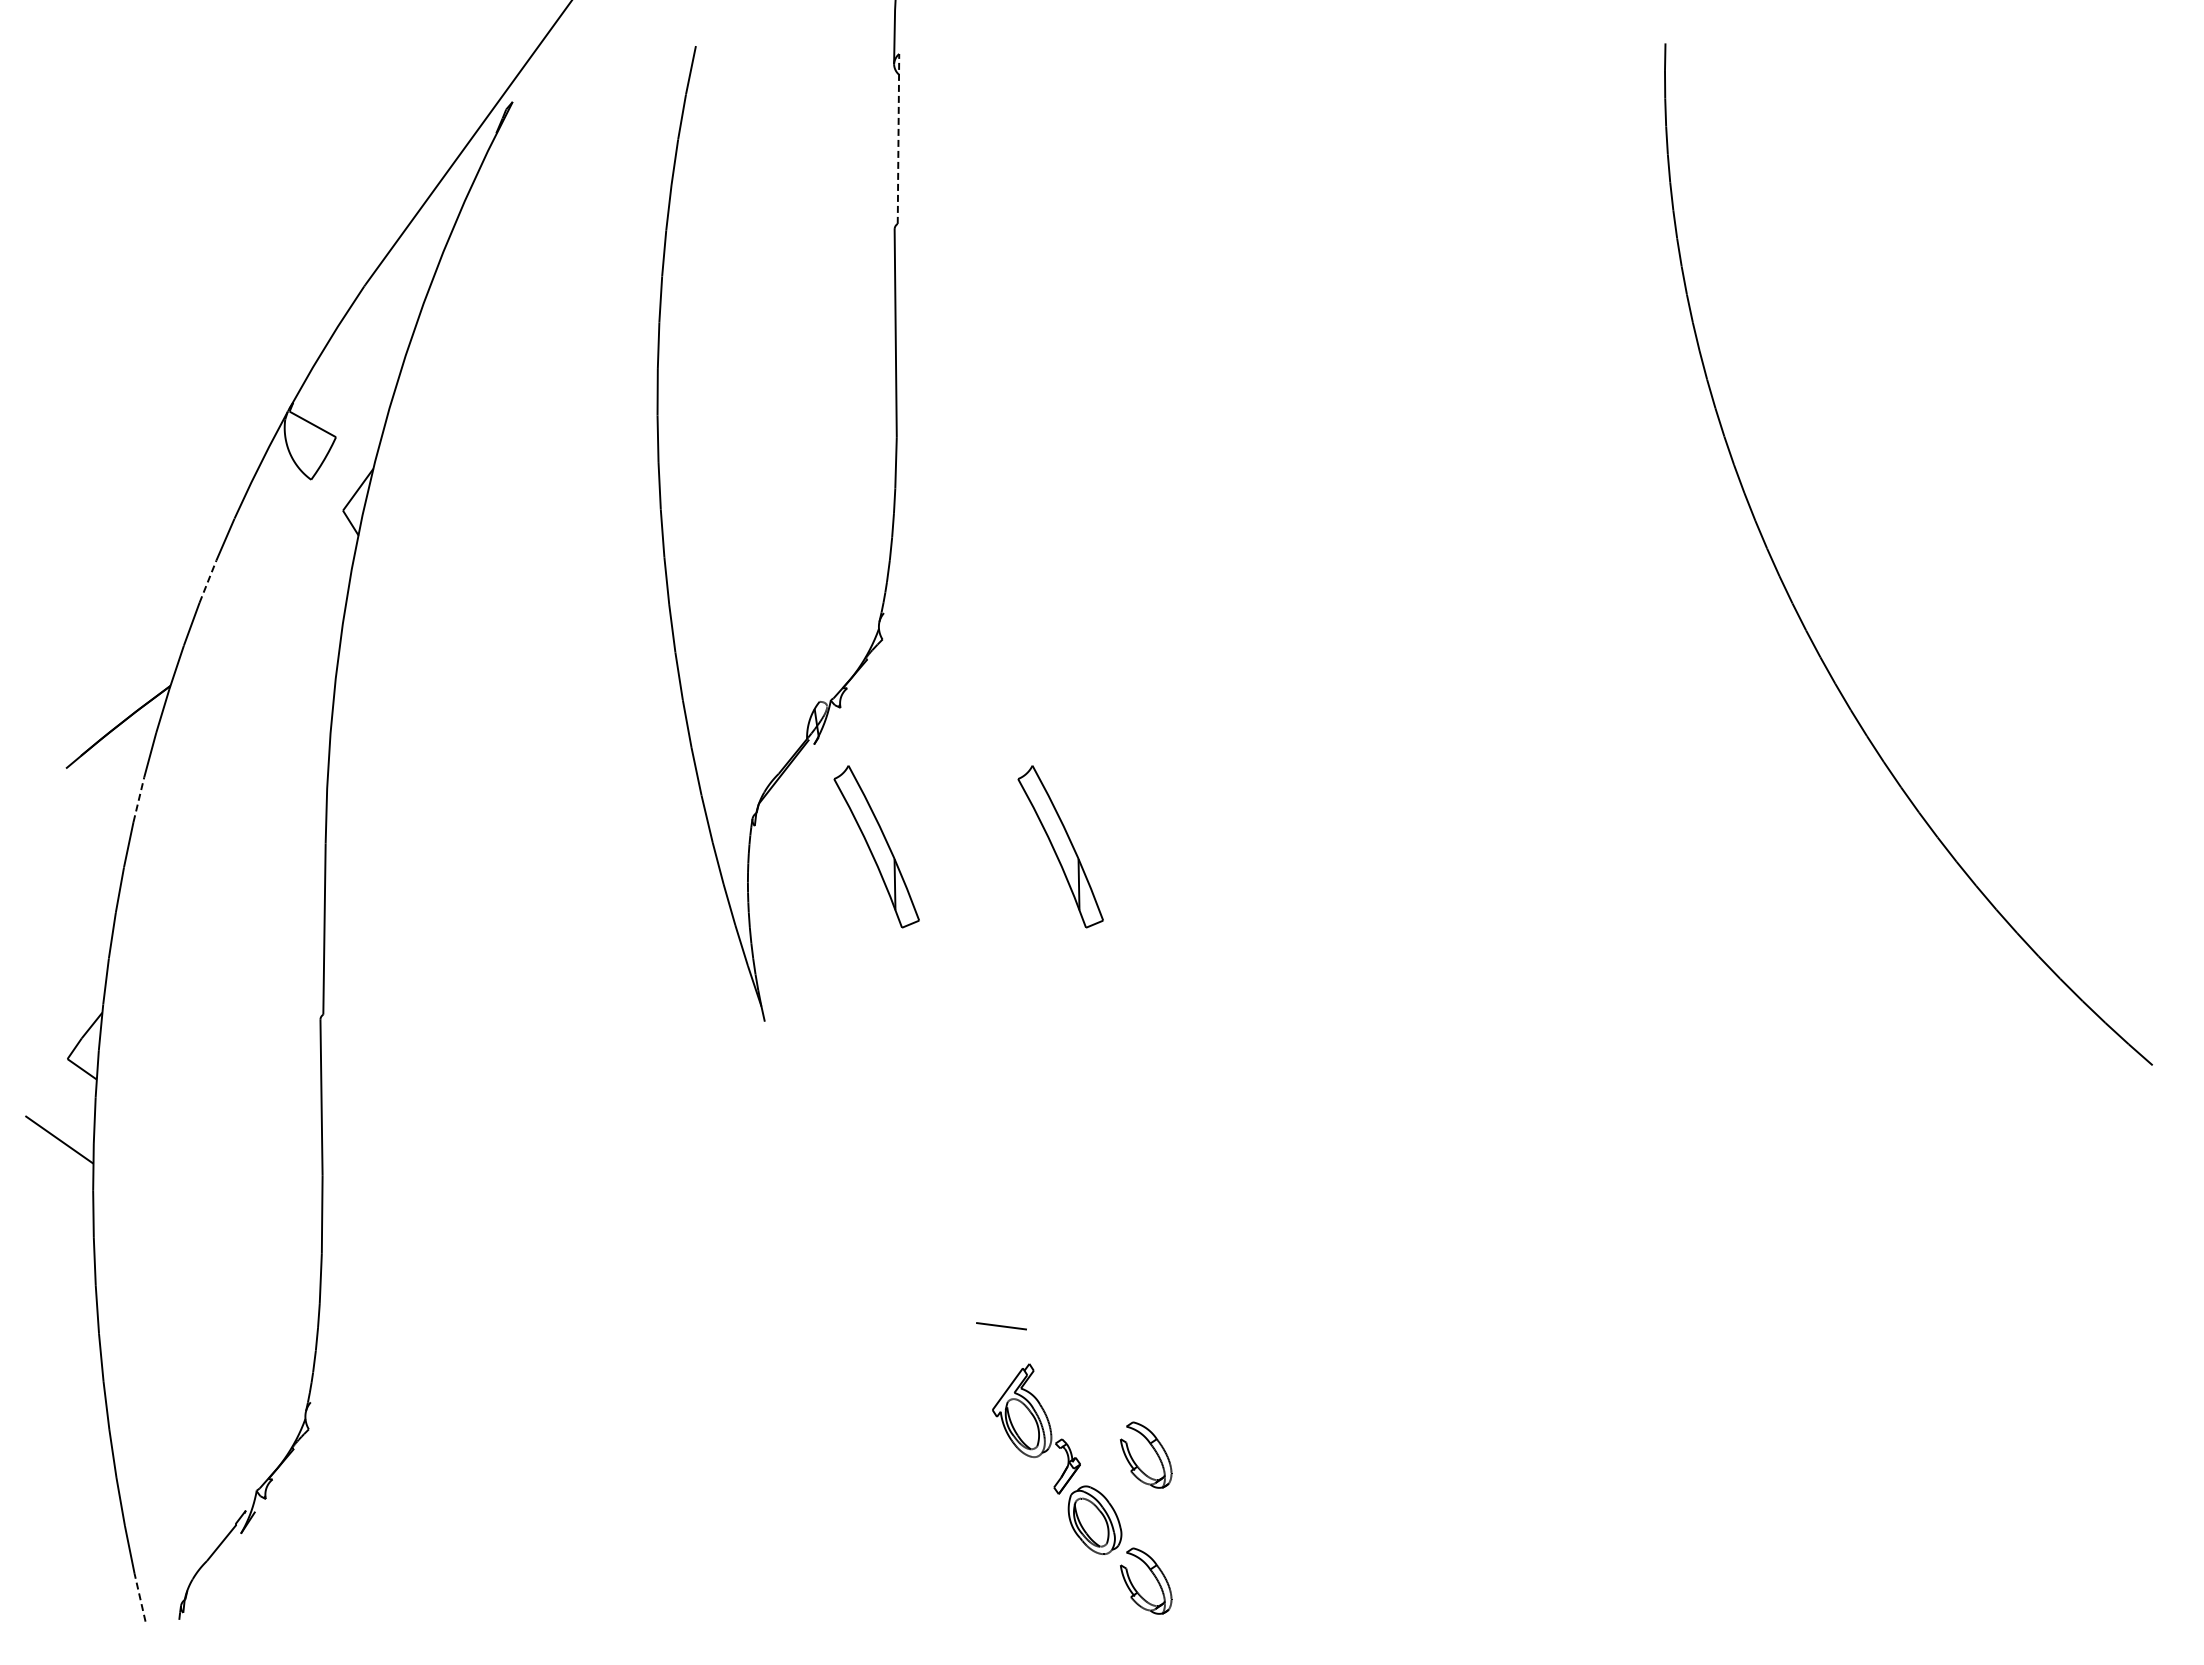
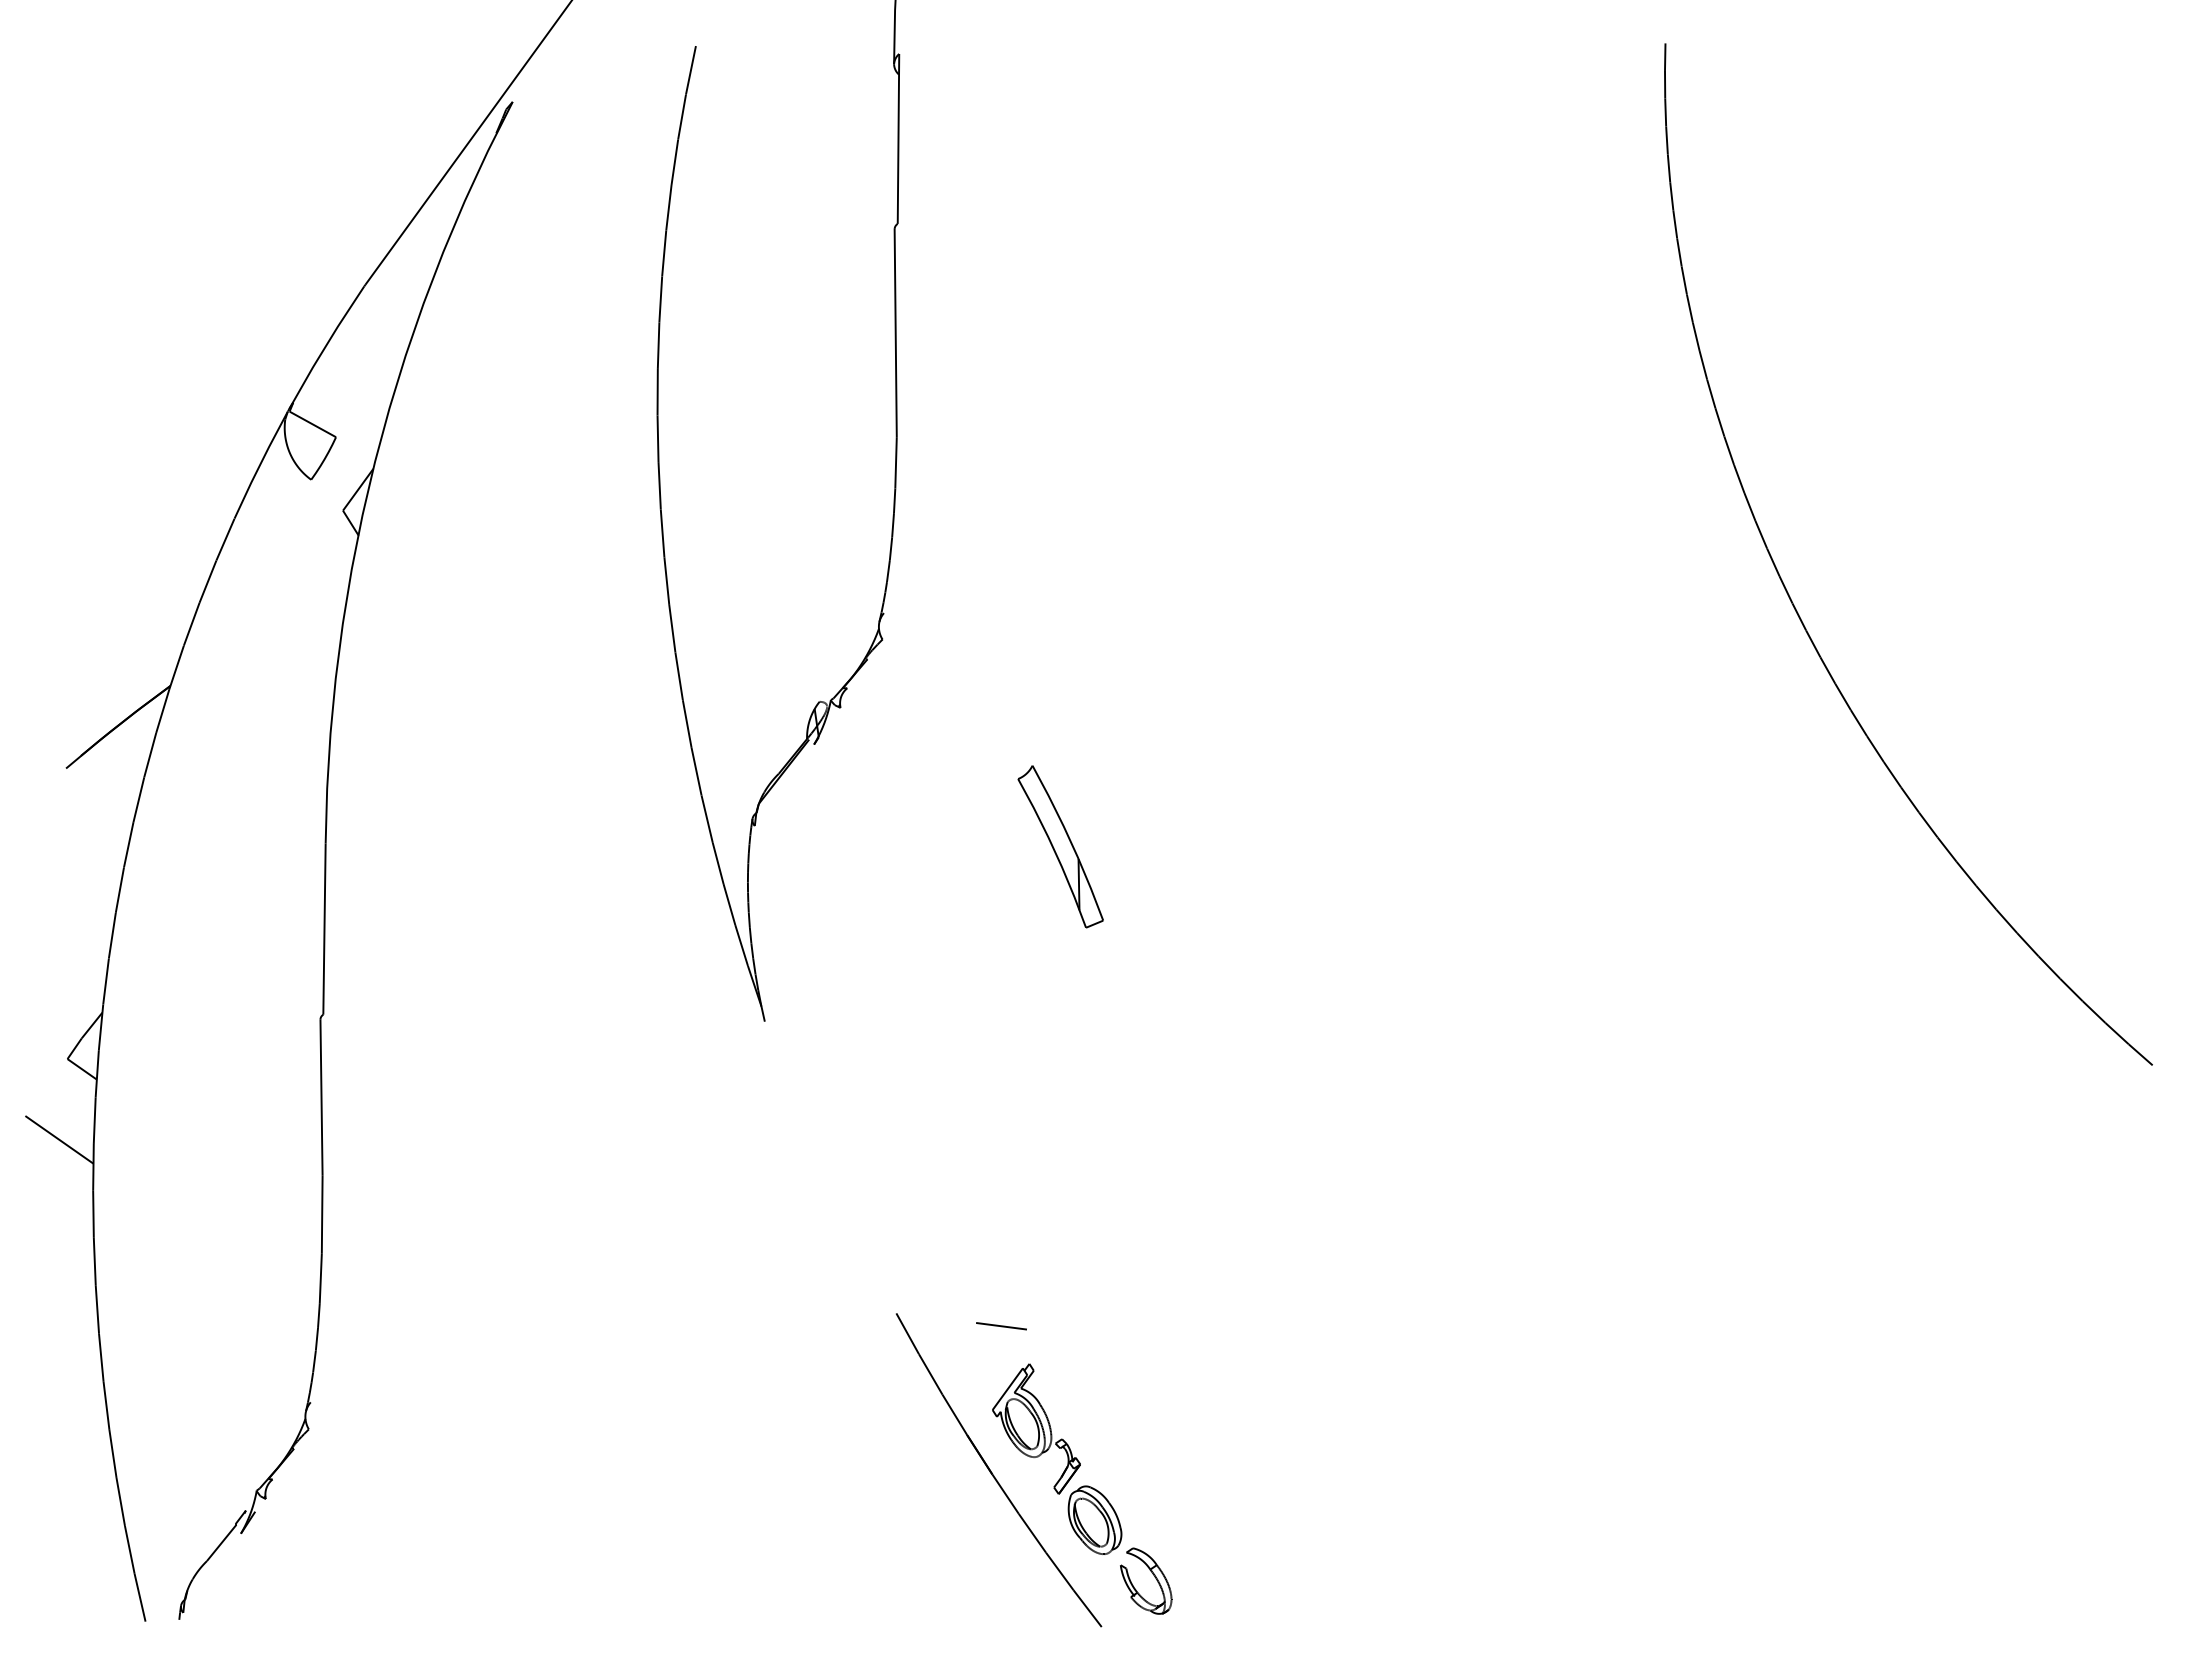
line: dashed -> solid (898, 138)
line: dashed -> solid (207, 581)
line: dashed -> solid (139, 799)
part: present -> none (876, 846)
part: present -> none (1152, 1448)
part: none -> present (994, 1475)
line: dashed -> solid (140, 1597)
